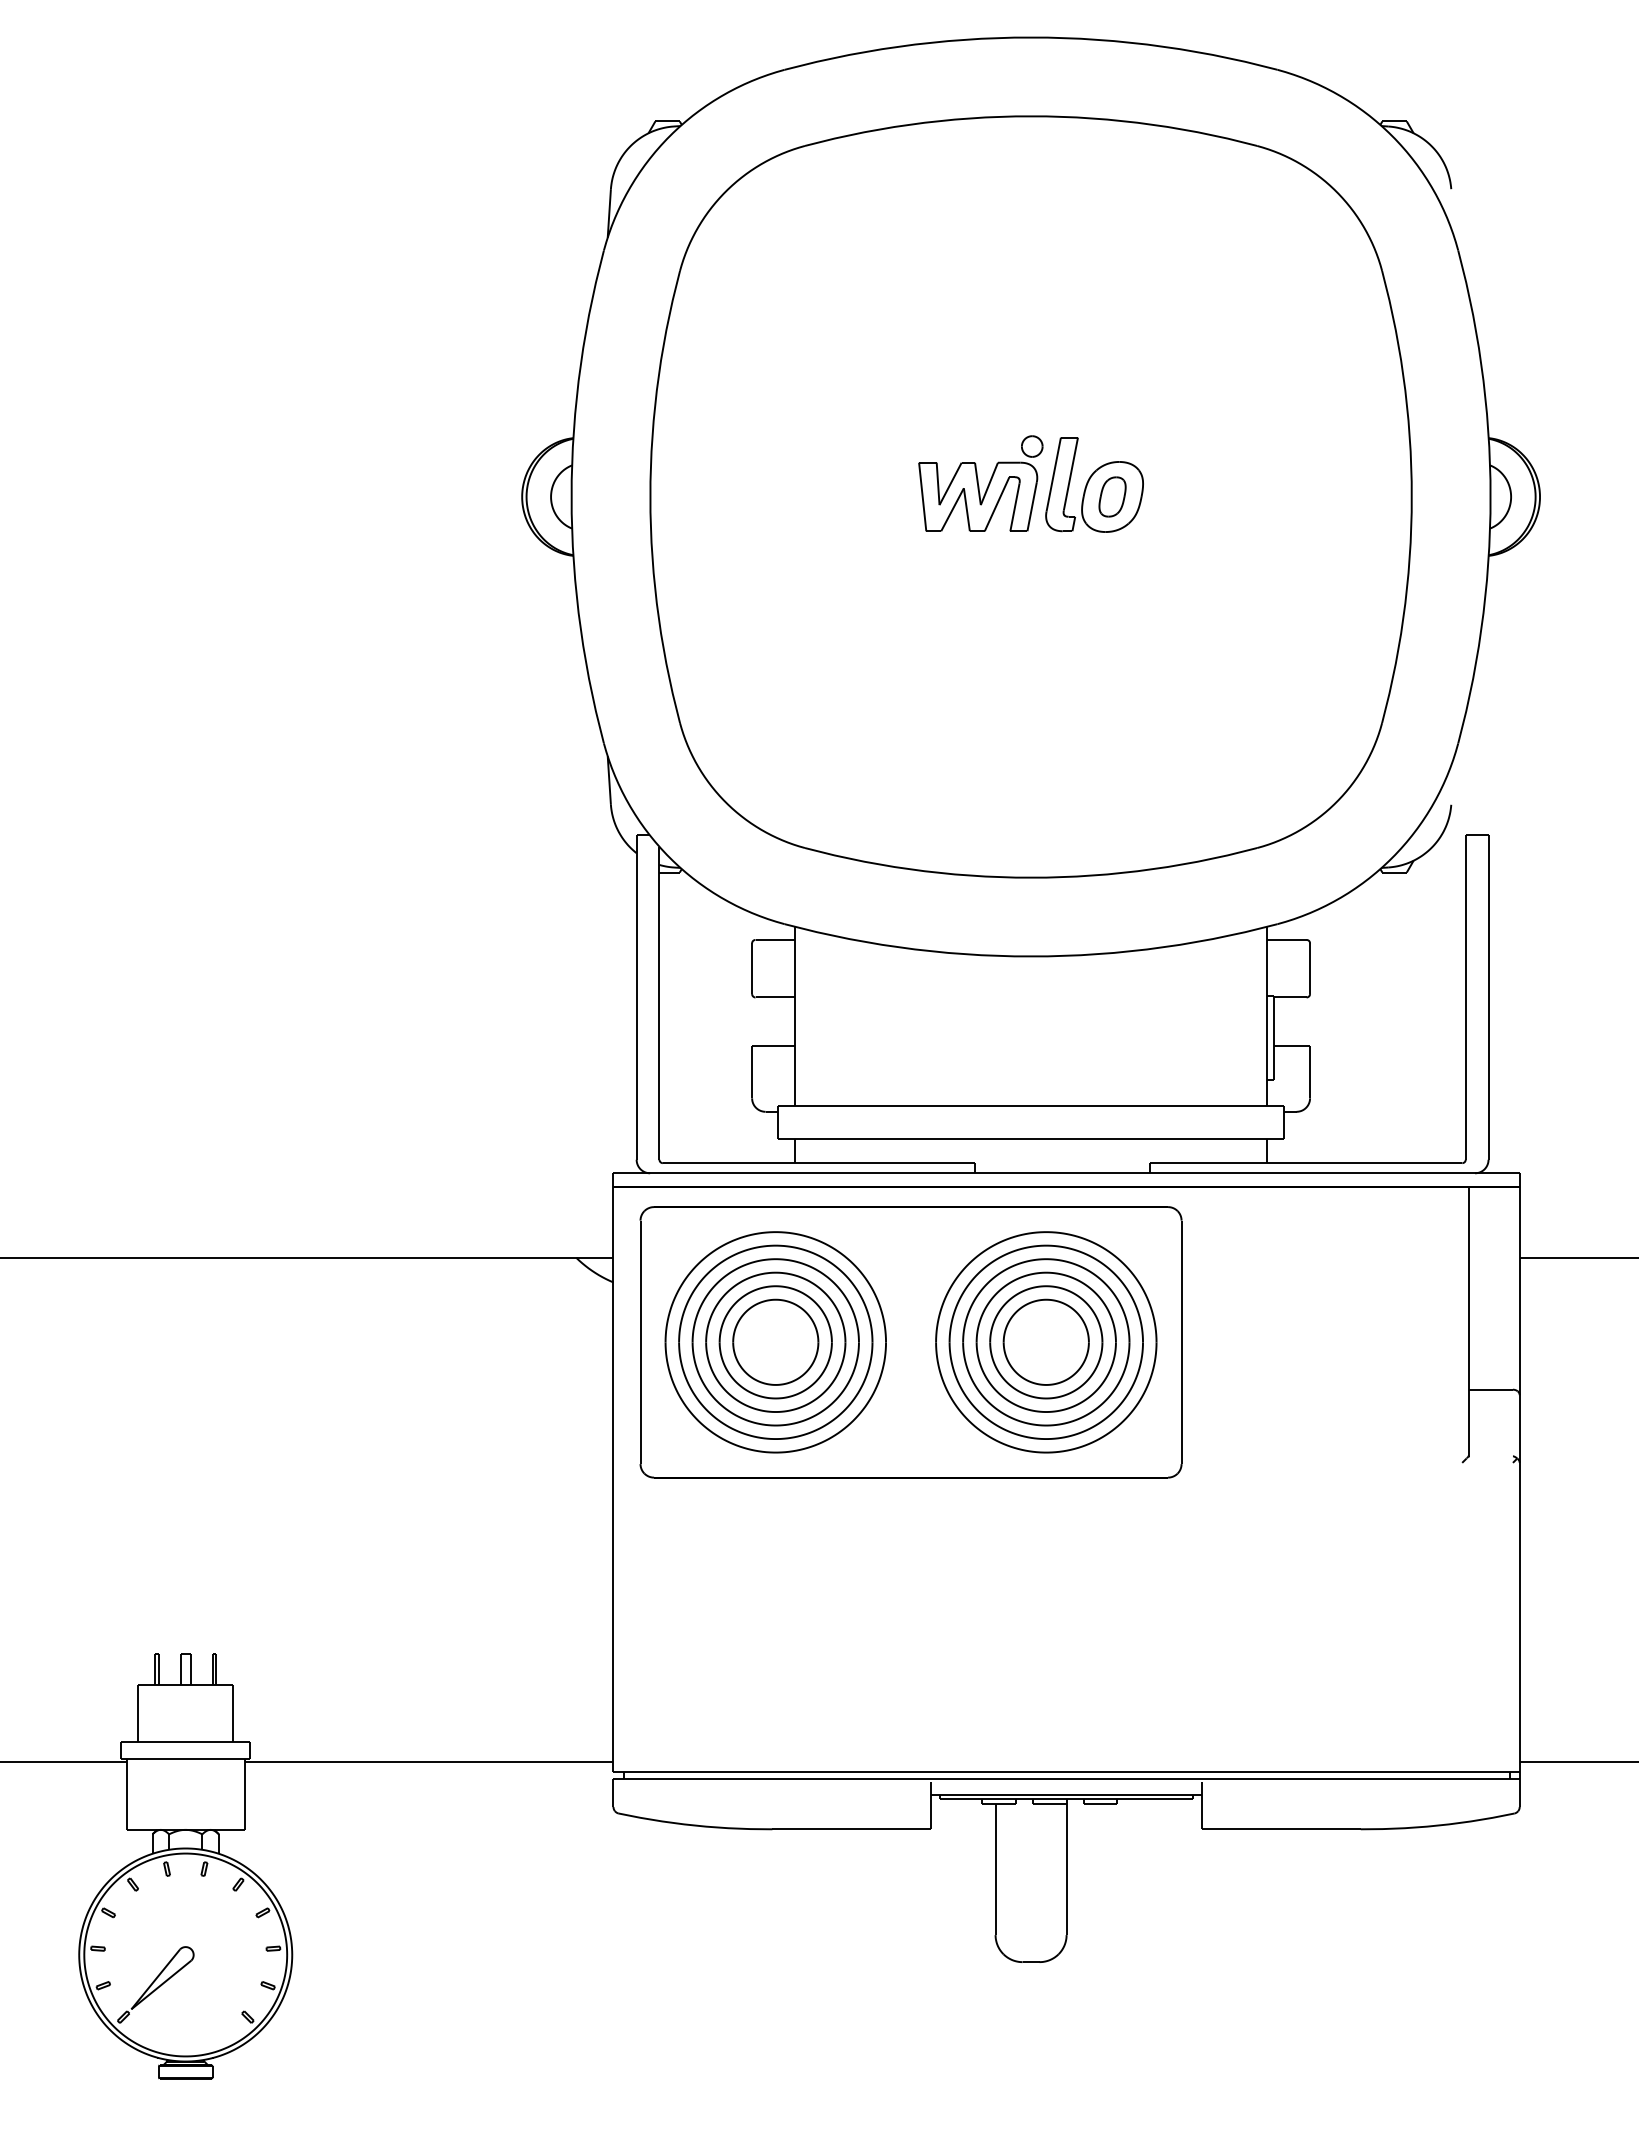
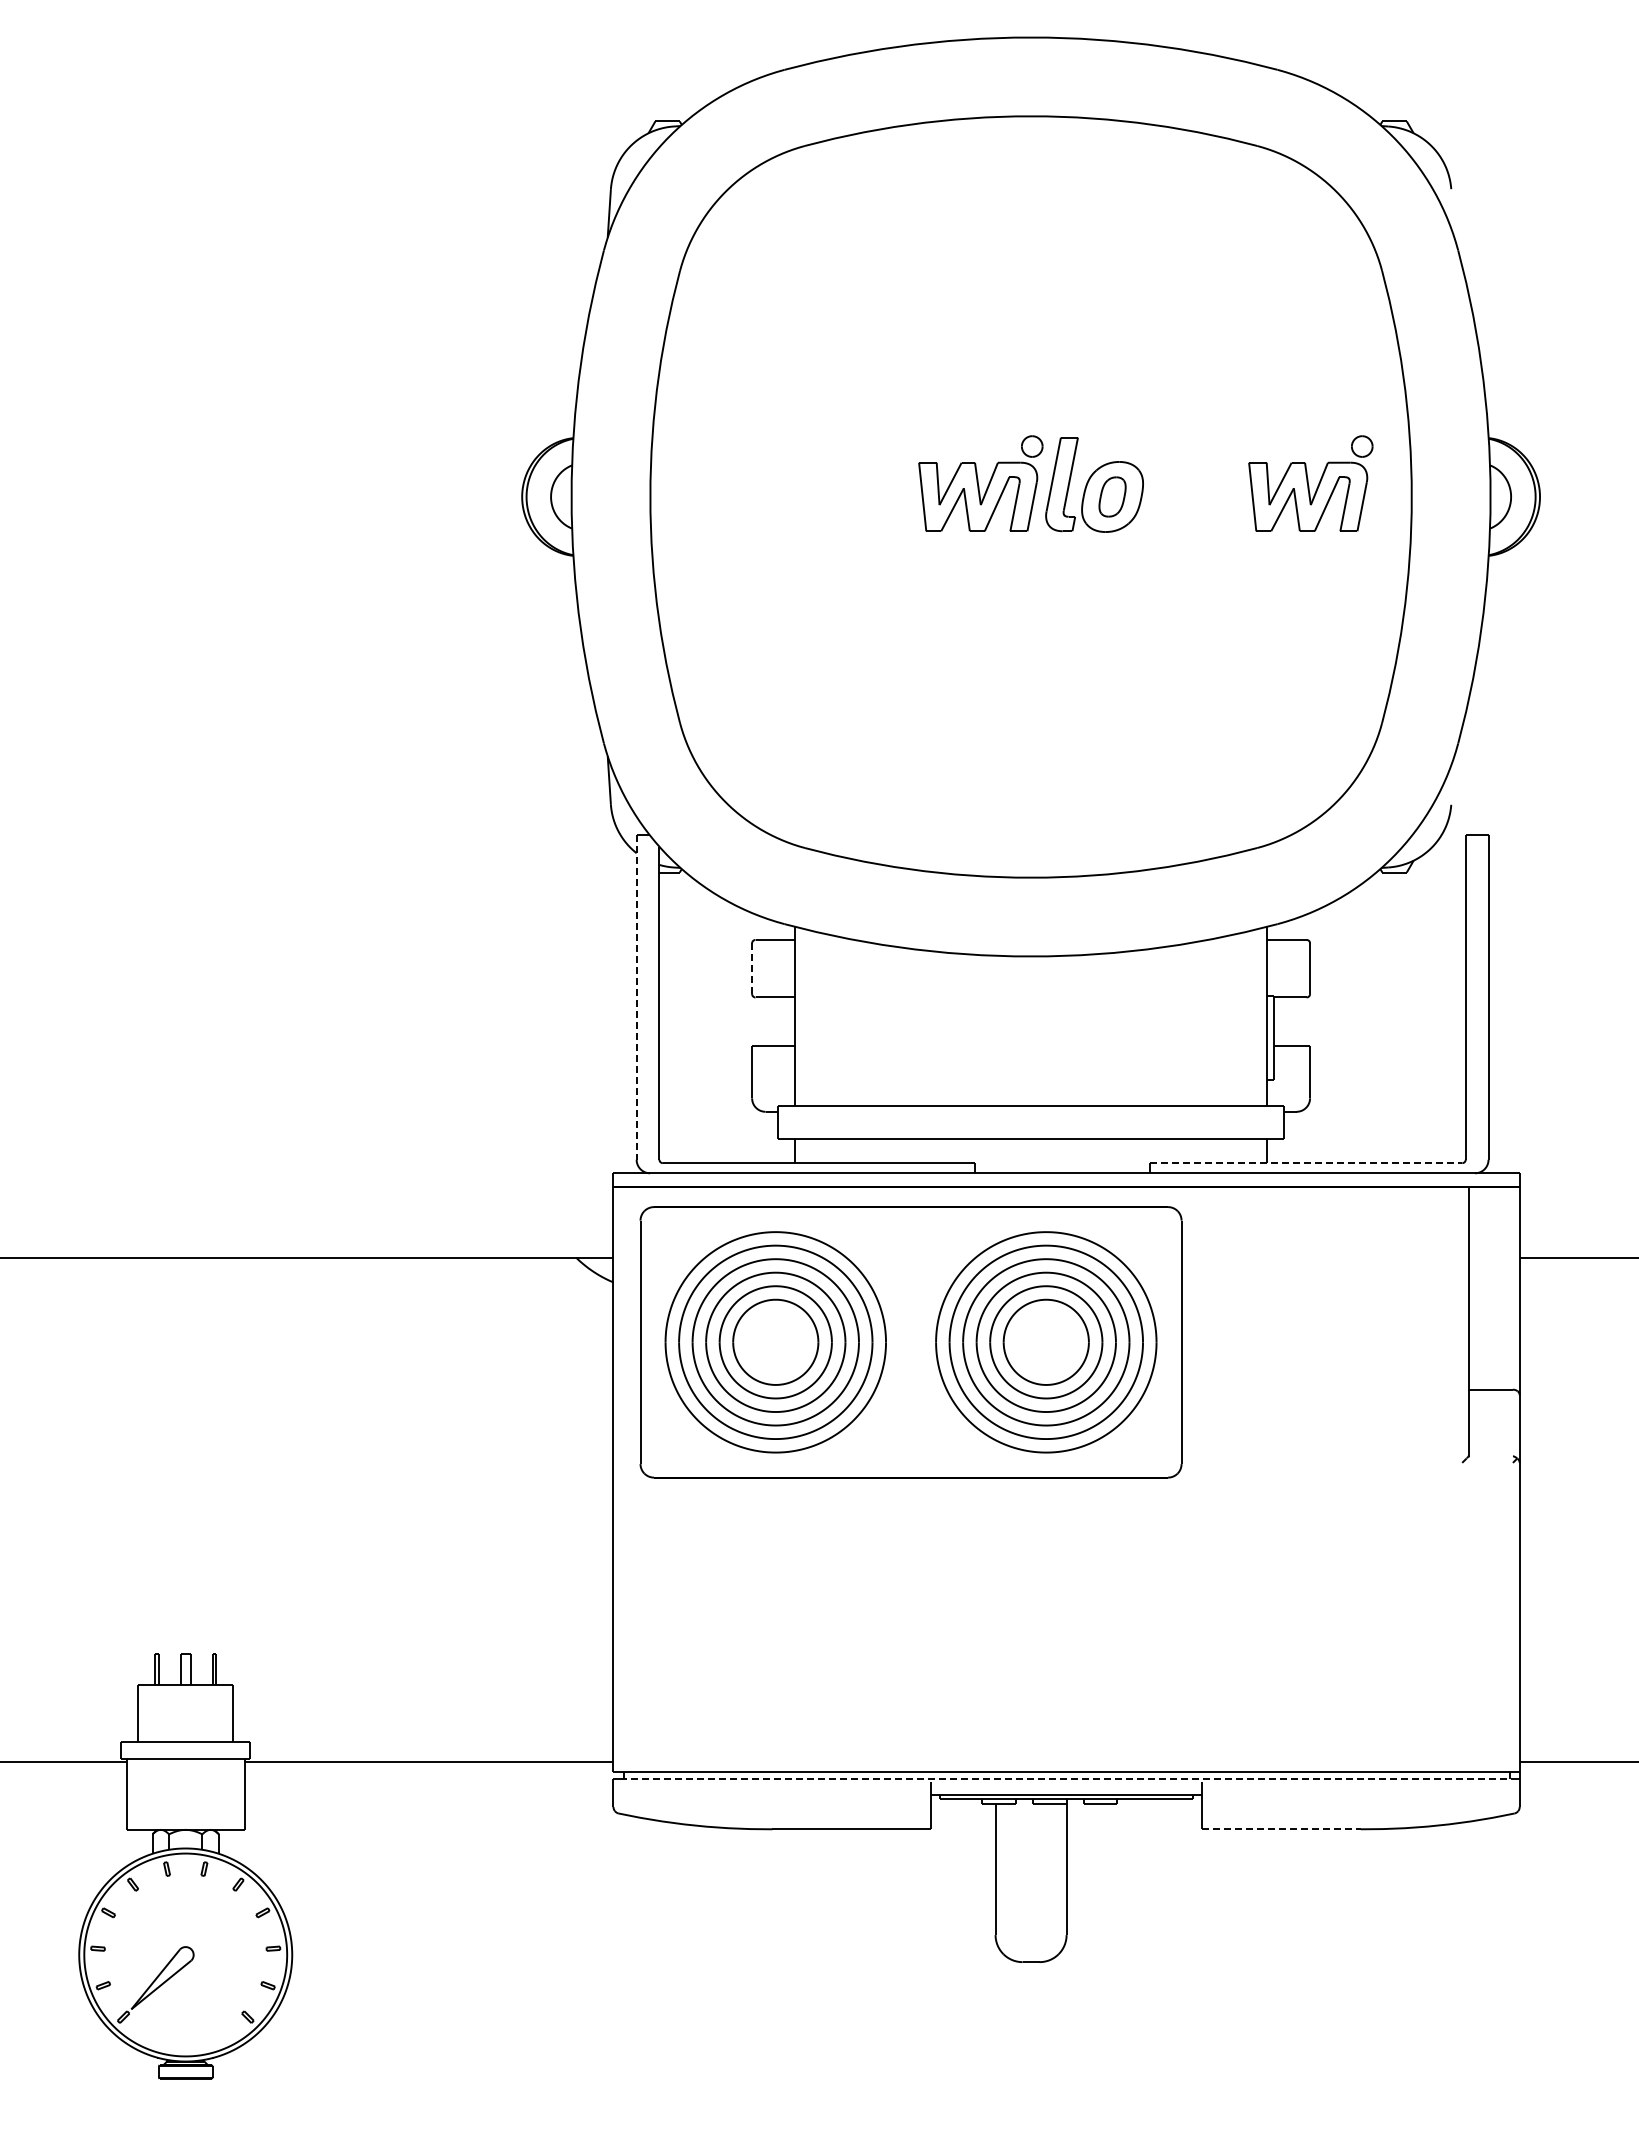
part: none -> present (1310, 483)
line: solid -> dashed (752, 968)
line: solid -> dashed (636, 997)
line: solid -> dashed (1306, 1163)
line: solid -> dashed (1067, 1778)
line: solid -> dashed (1281, 1829)
